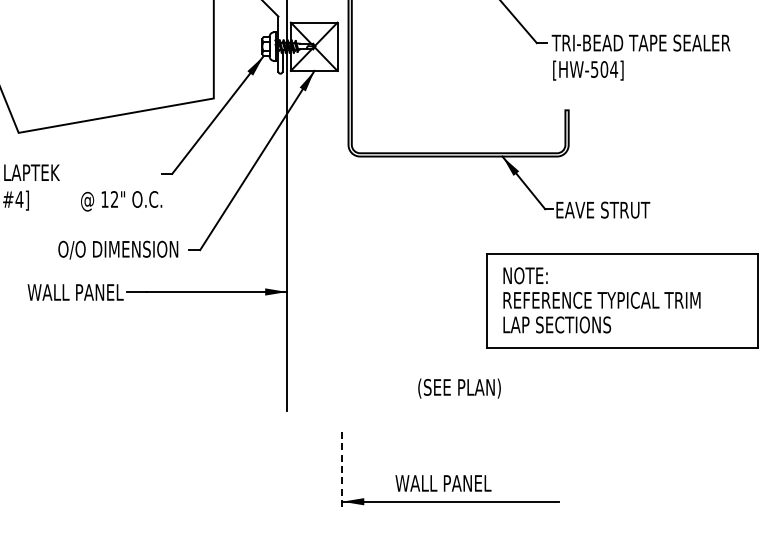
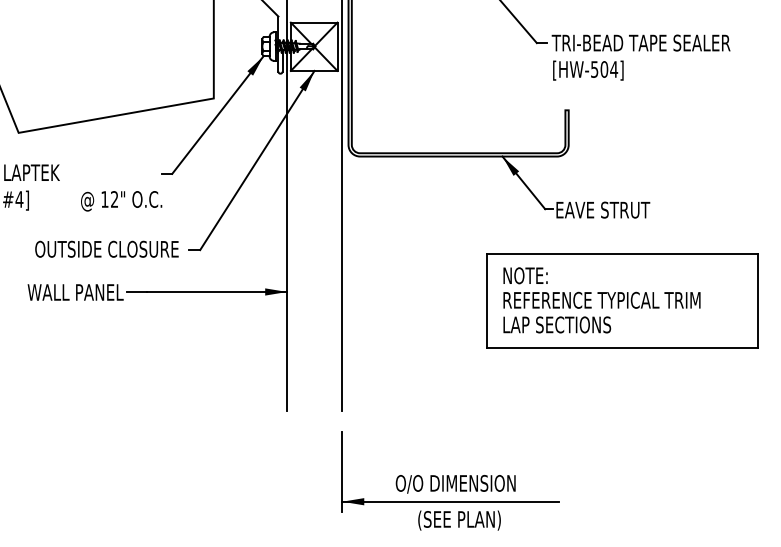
line: none -> present (342, 206)
text: O/O DIMENSION -> OUTSIDE CLOSURE (106, 249)
text position: (459, 388) -> (459, 520) (459, 520)
line: dashed -> solid (342, 472)
text: WALL PANEL -> O/O DIMENSION (455, 483)
